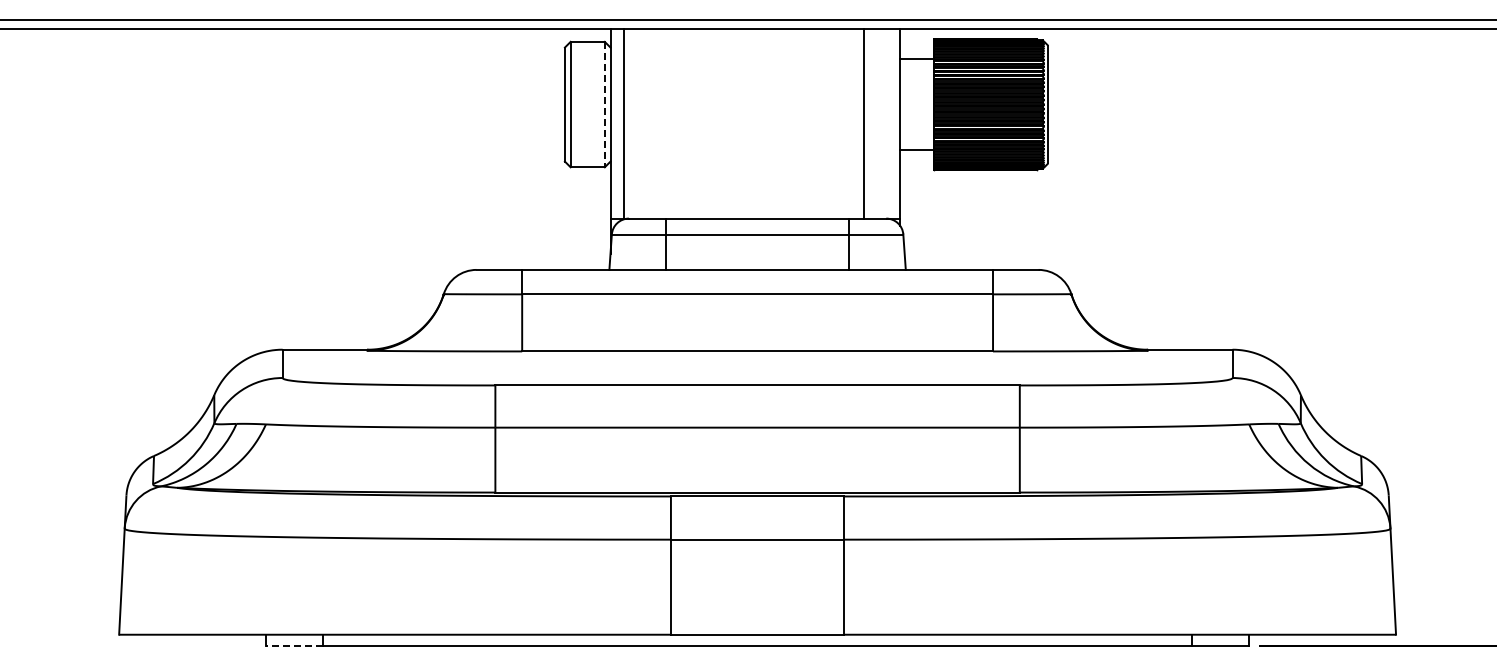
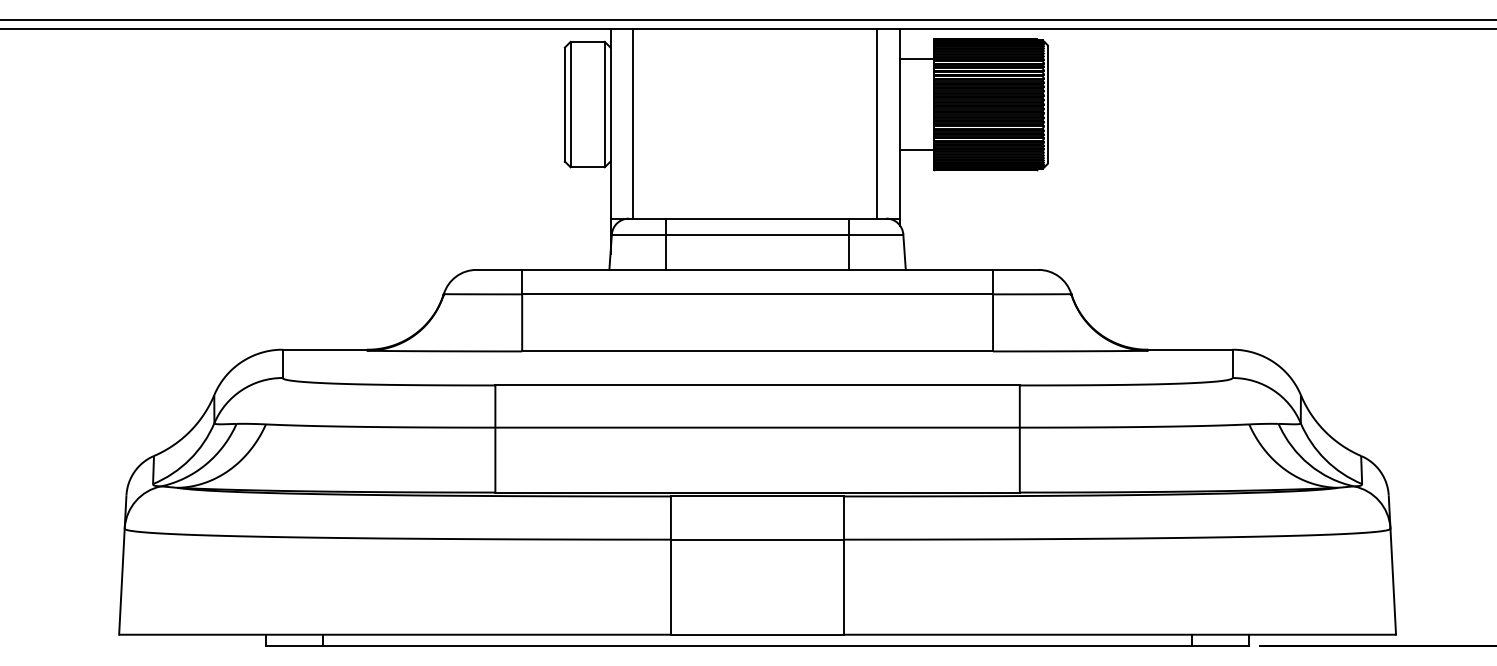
line: dashed -> solid (604, 104)
line position: (624, 123) -> (633, 123) (633, 123)
line position: (864, 123) -> (877, 123) (877, 123)
line: dashed -> solid (294, 646)
